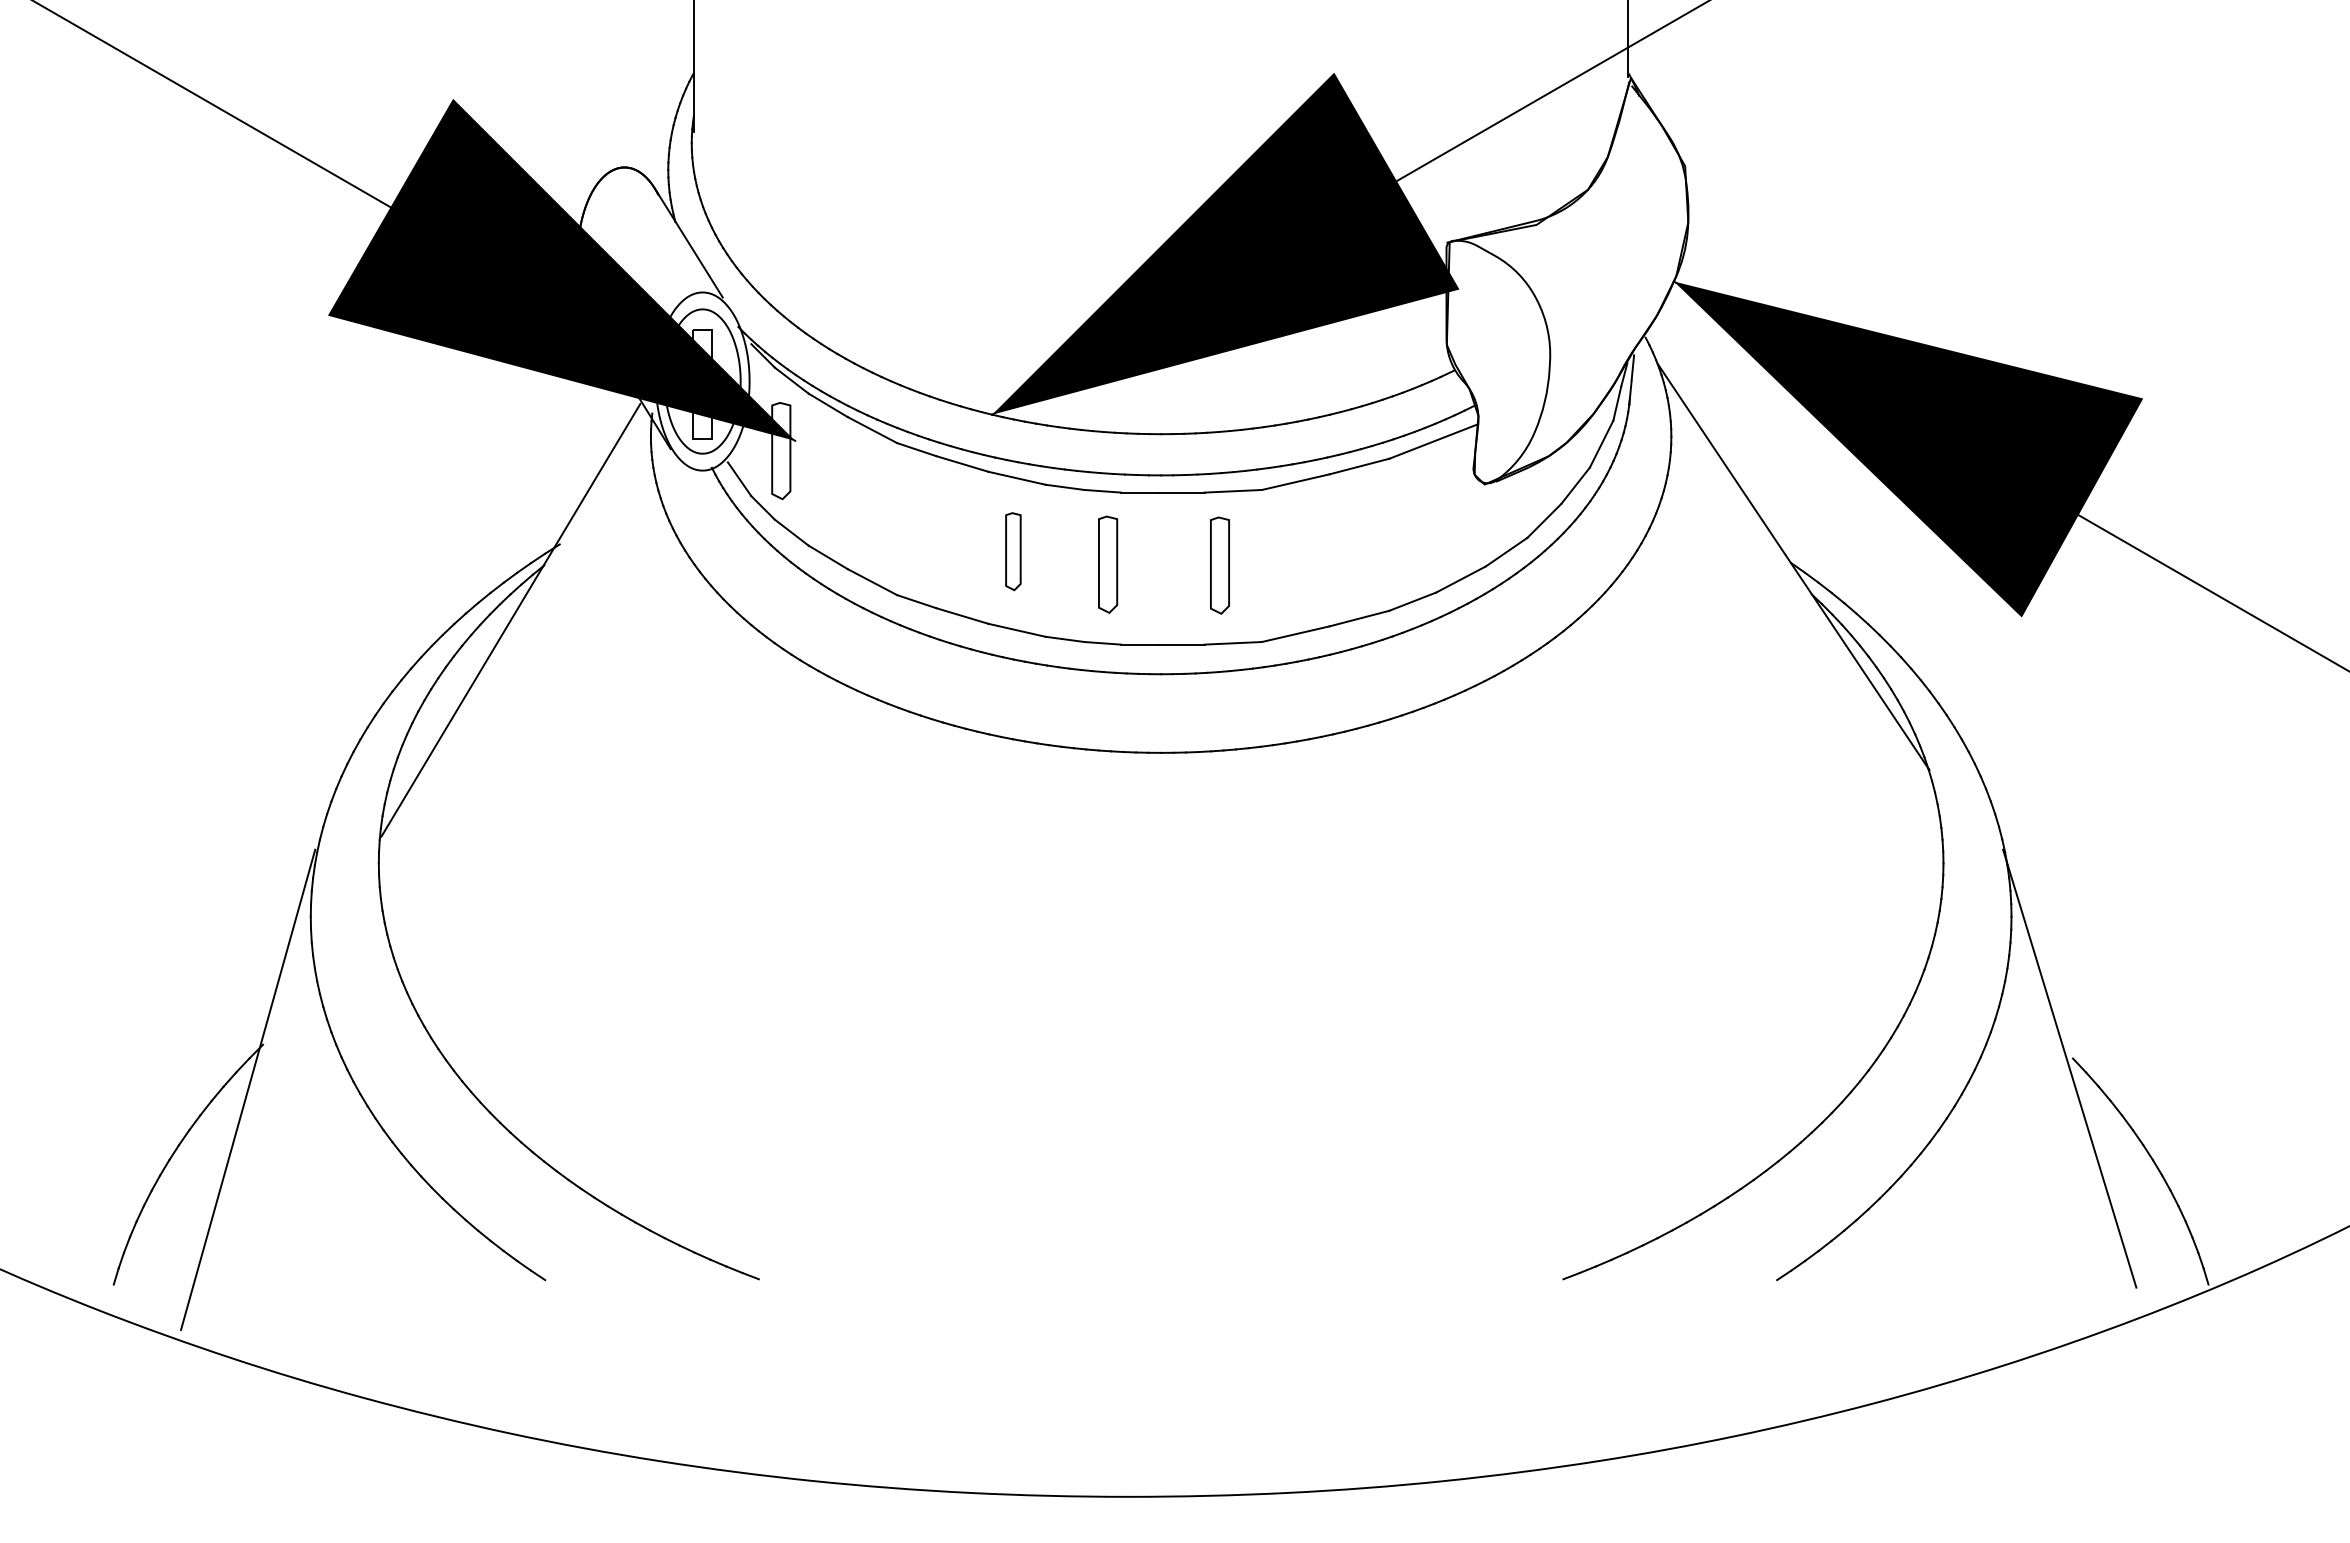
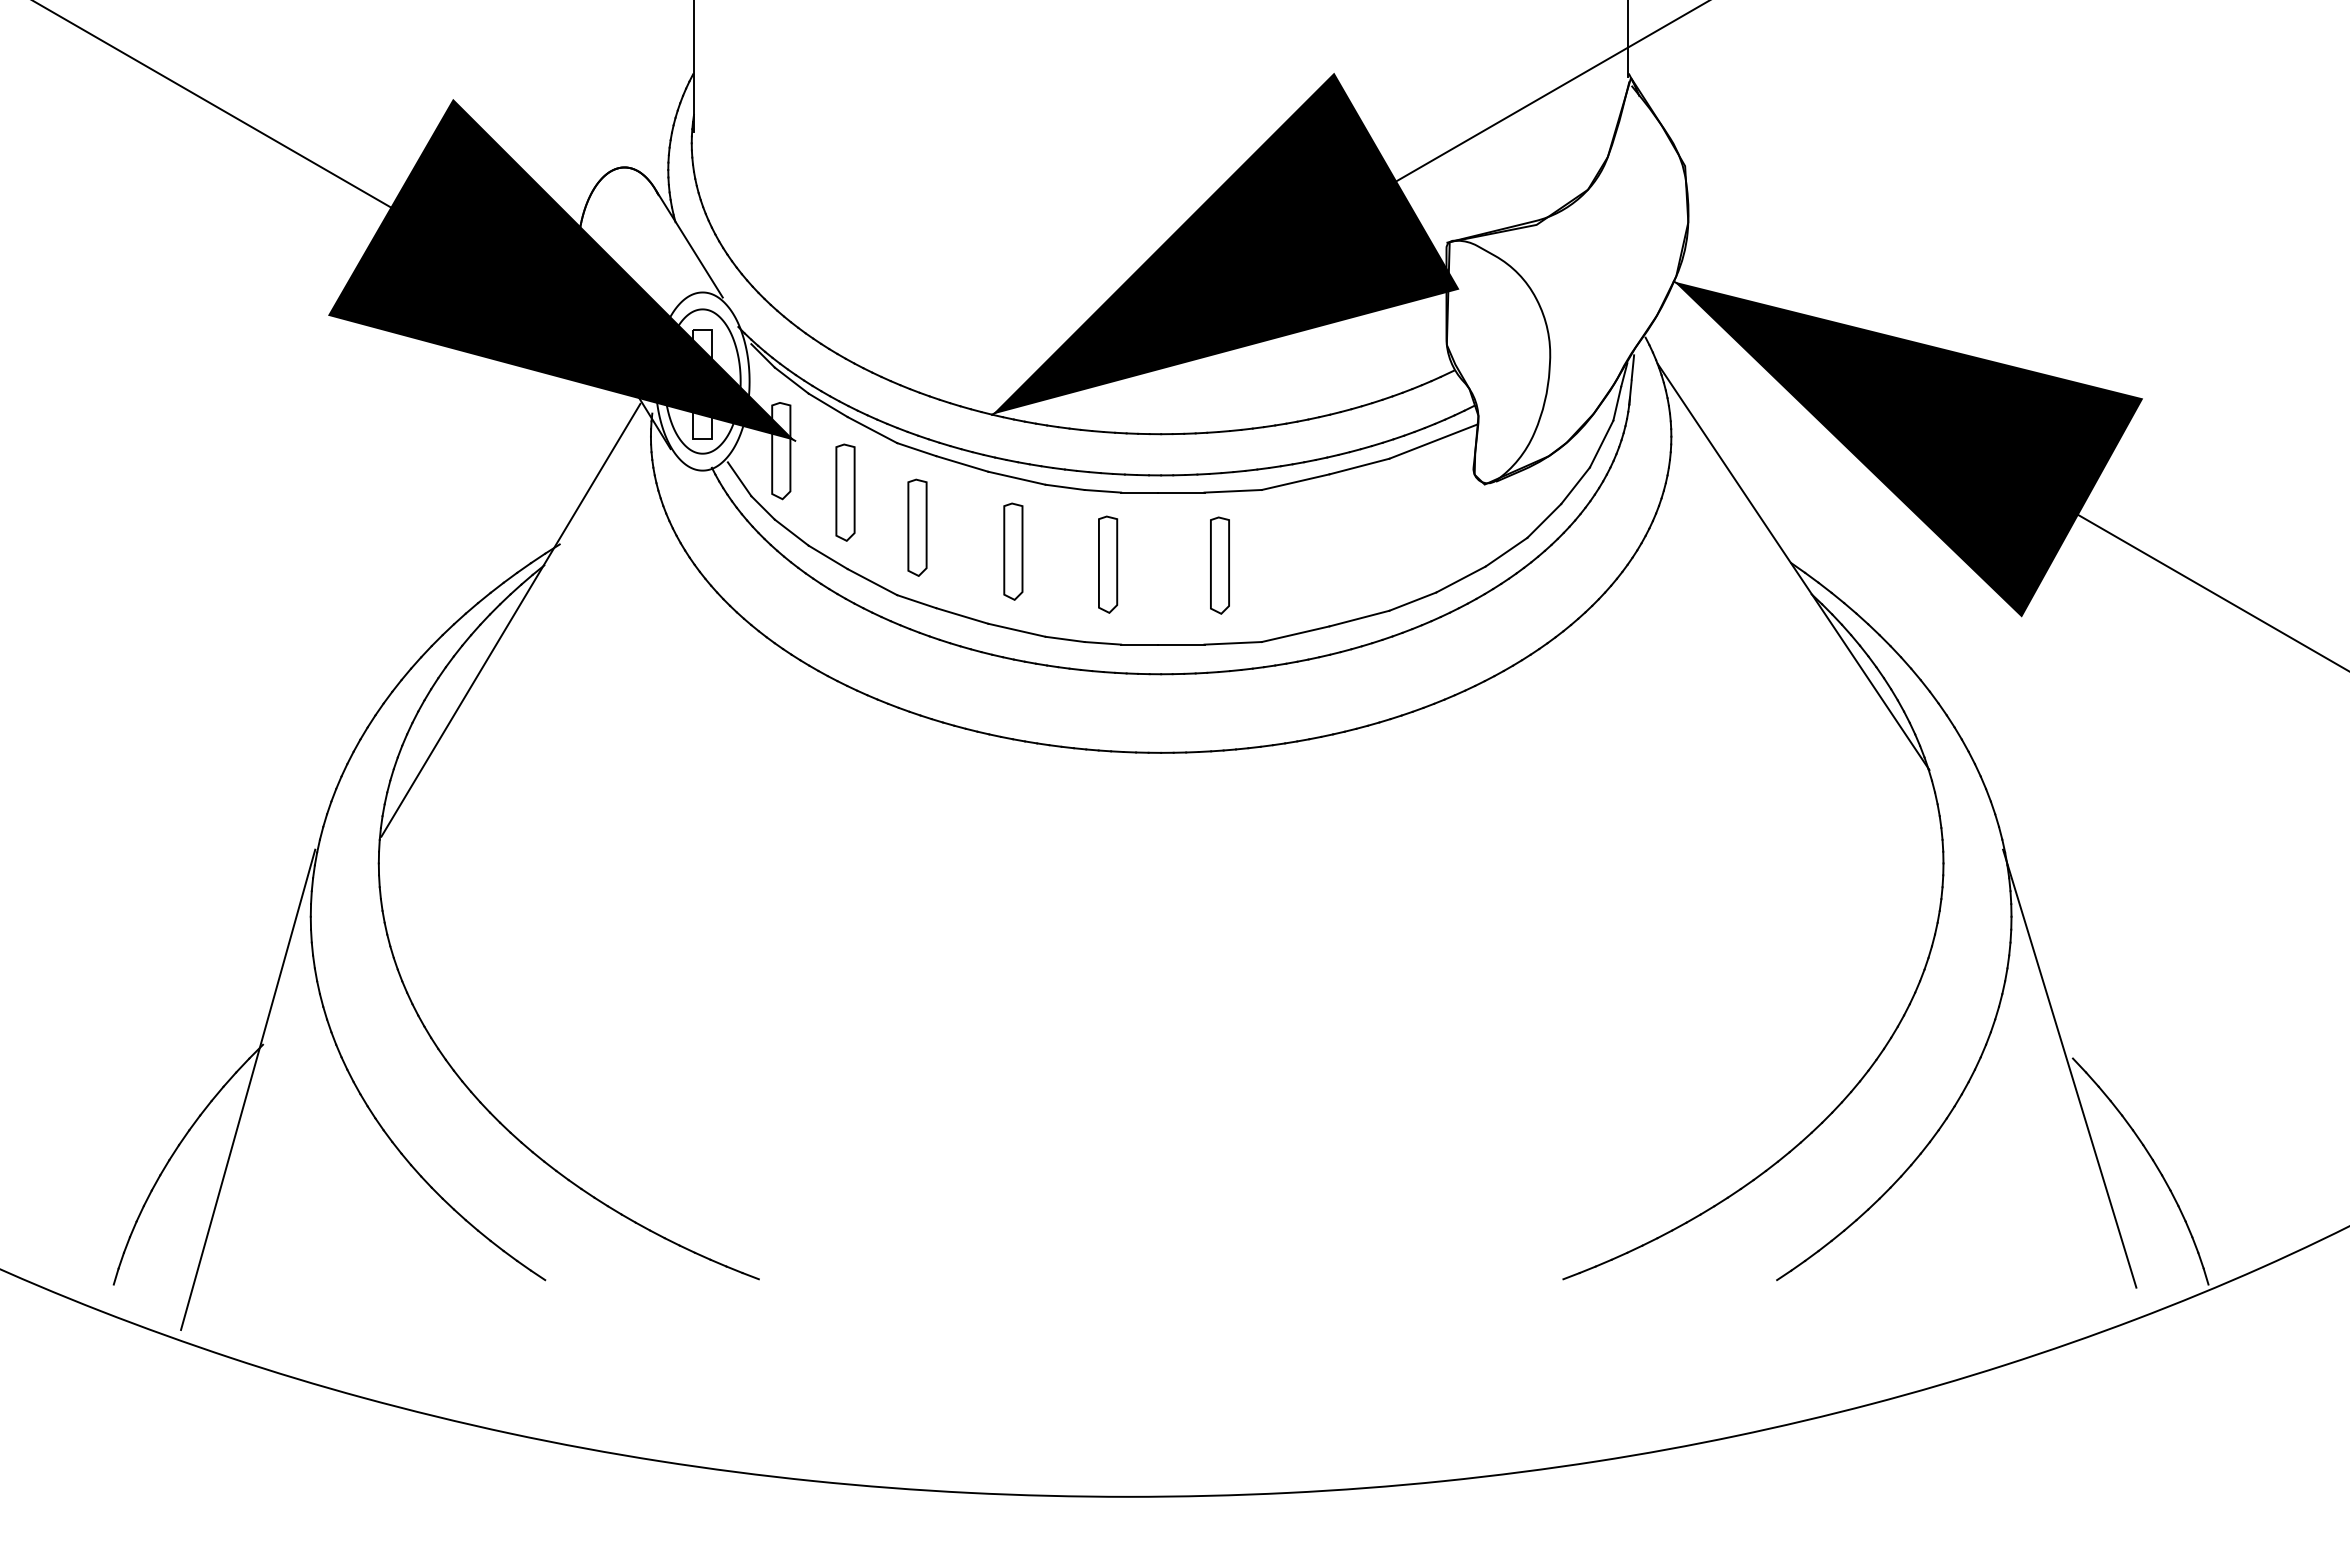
part: none -> present (845, 492)
part: none -> present (917, 527)
part size: 17x80 px -> 21x99 px (1013, 551)
